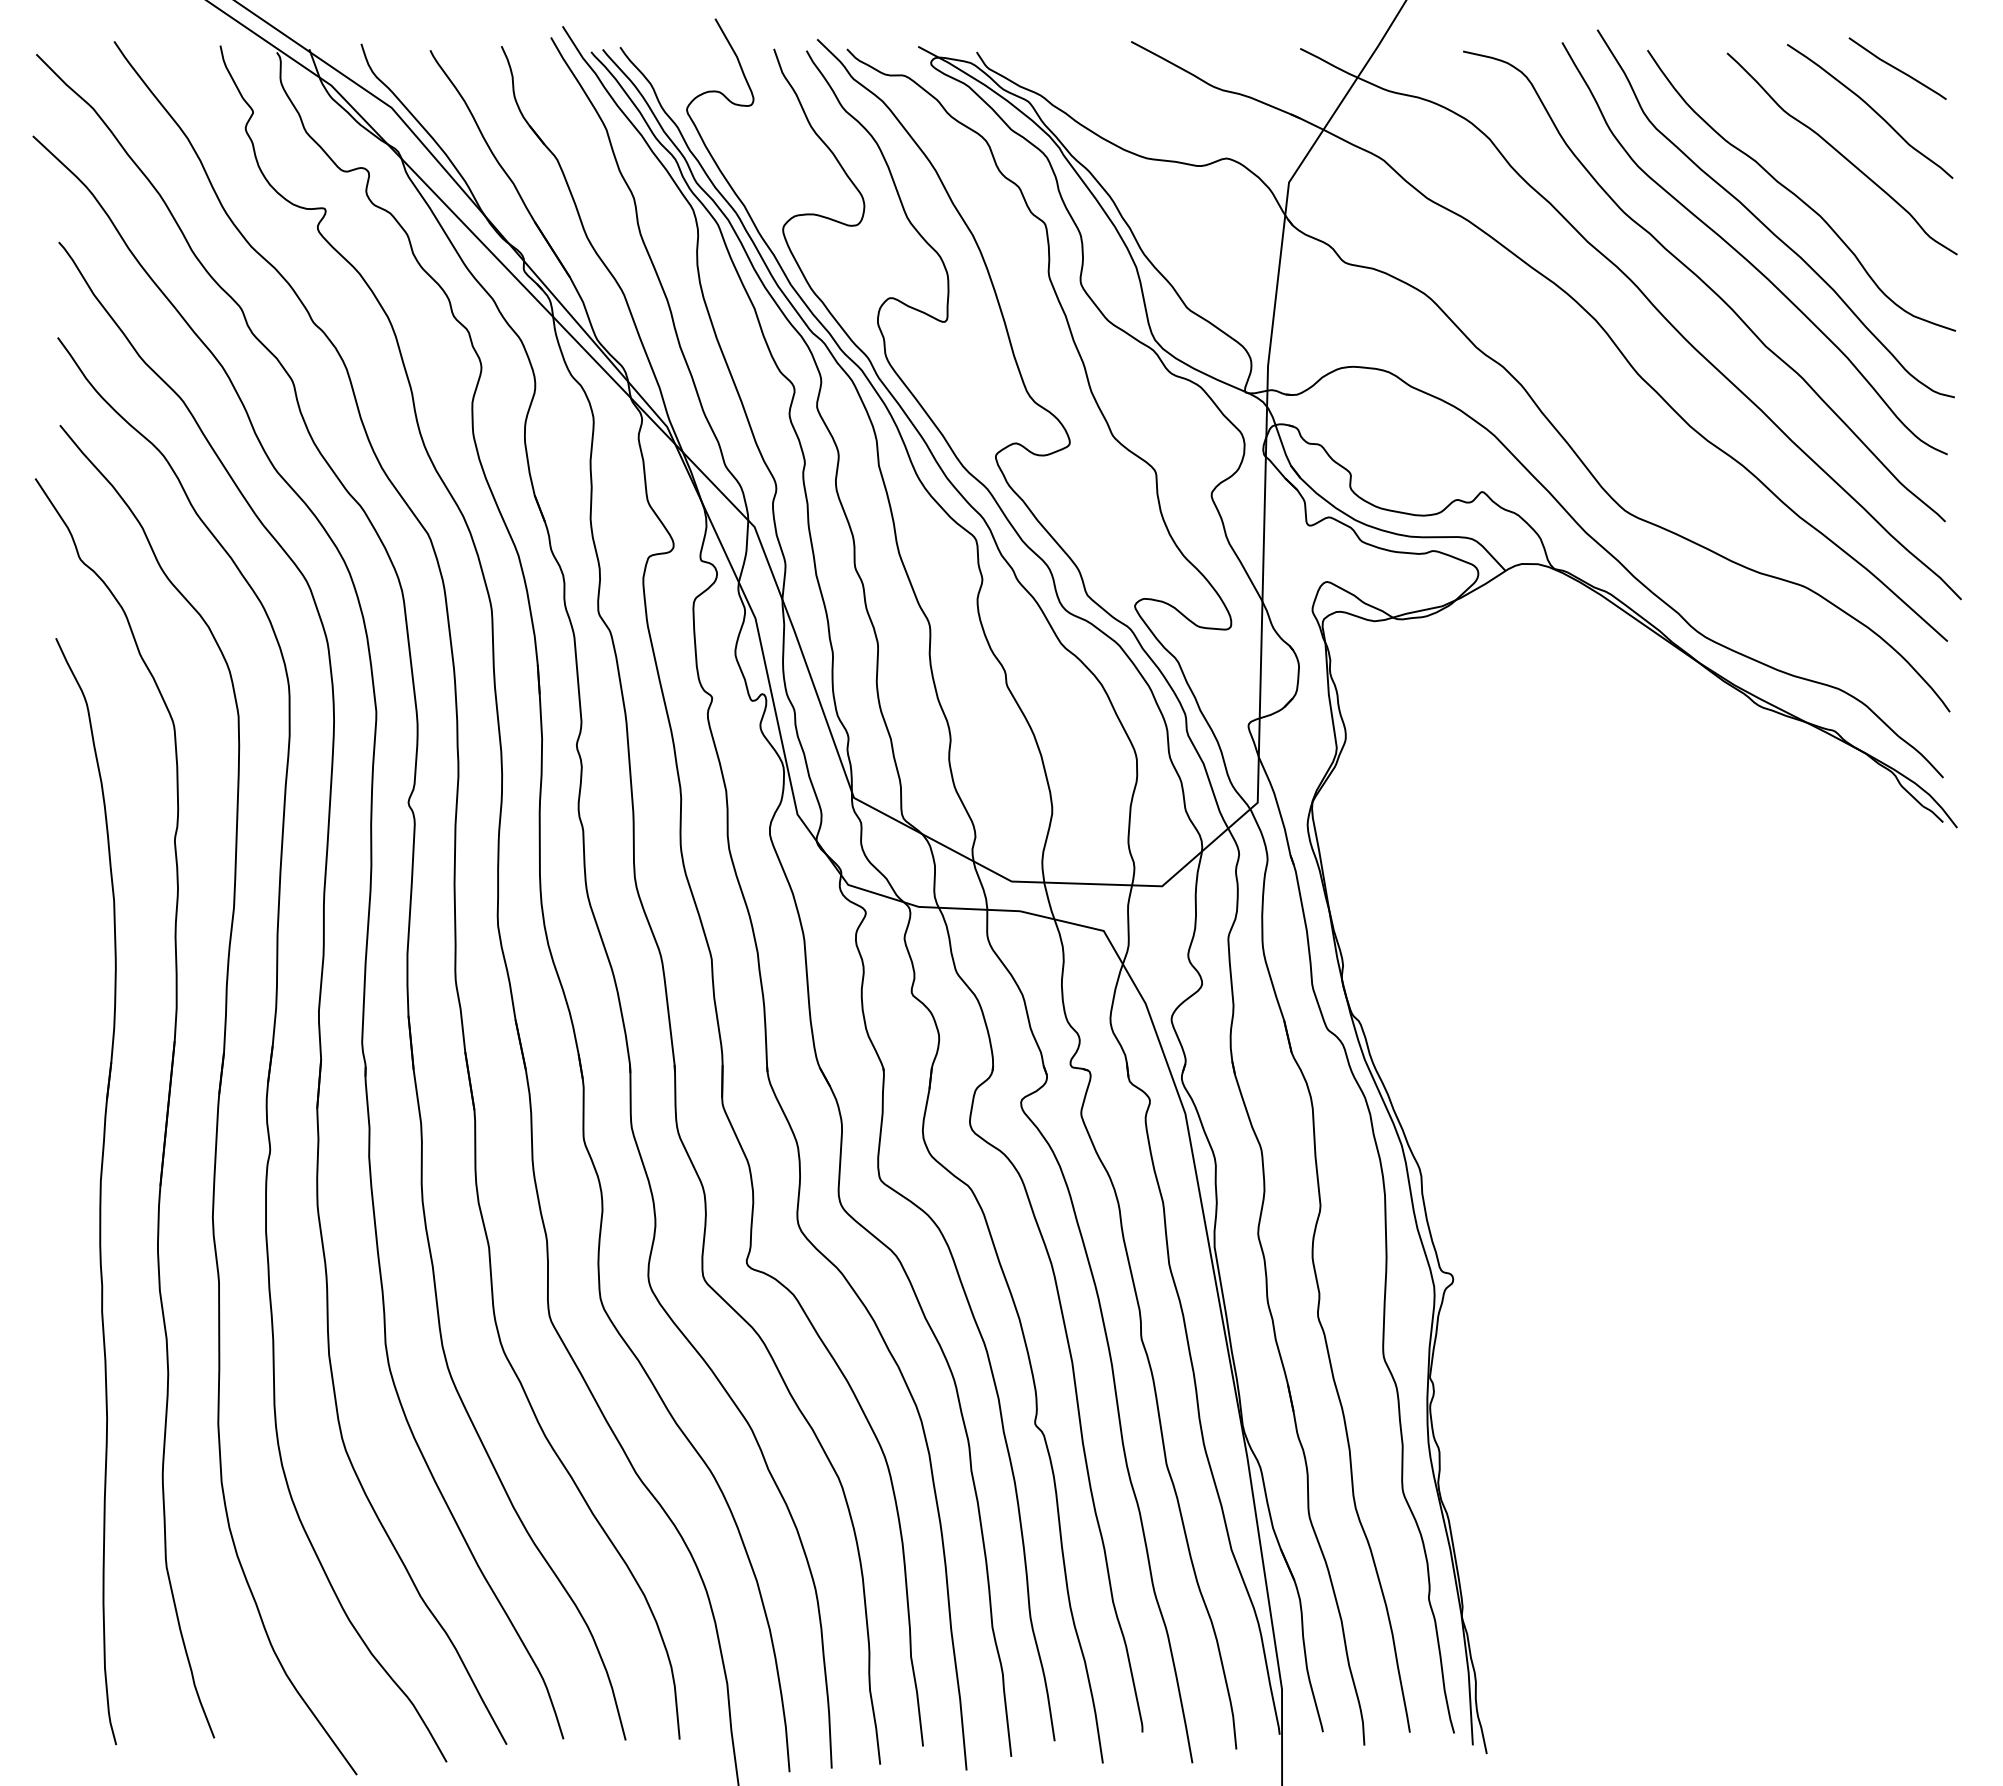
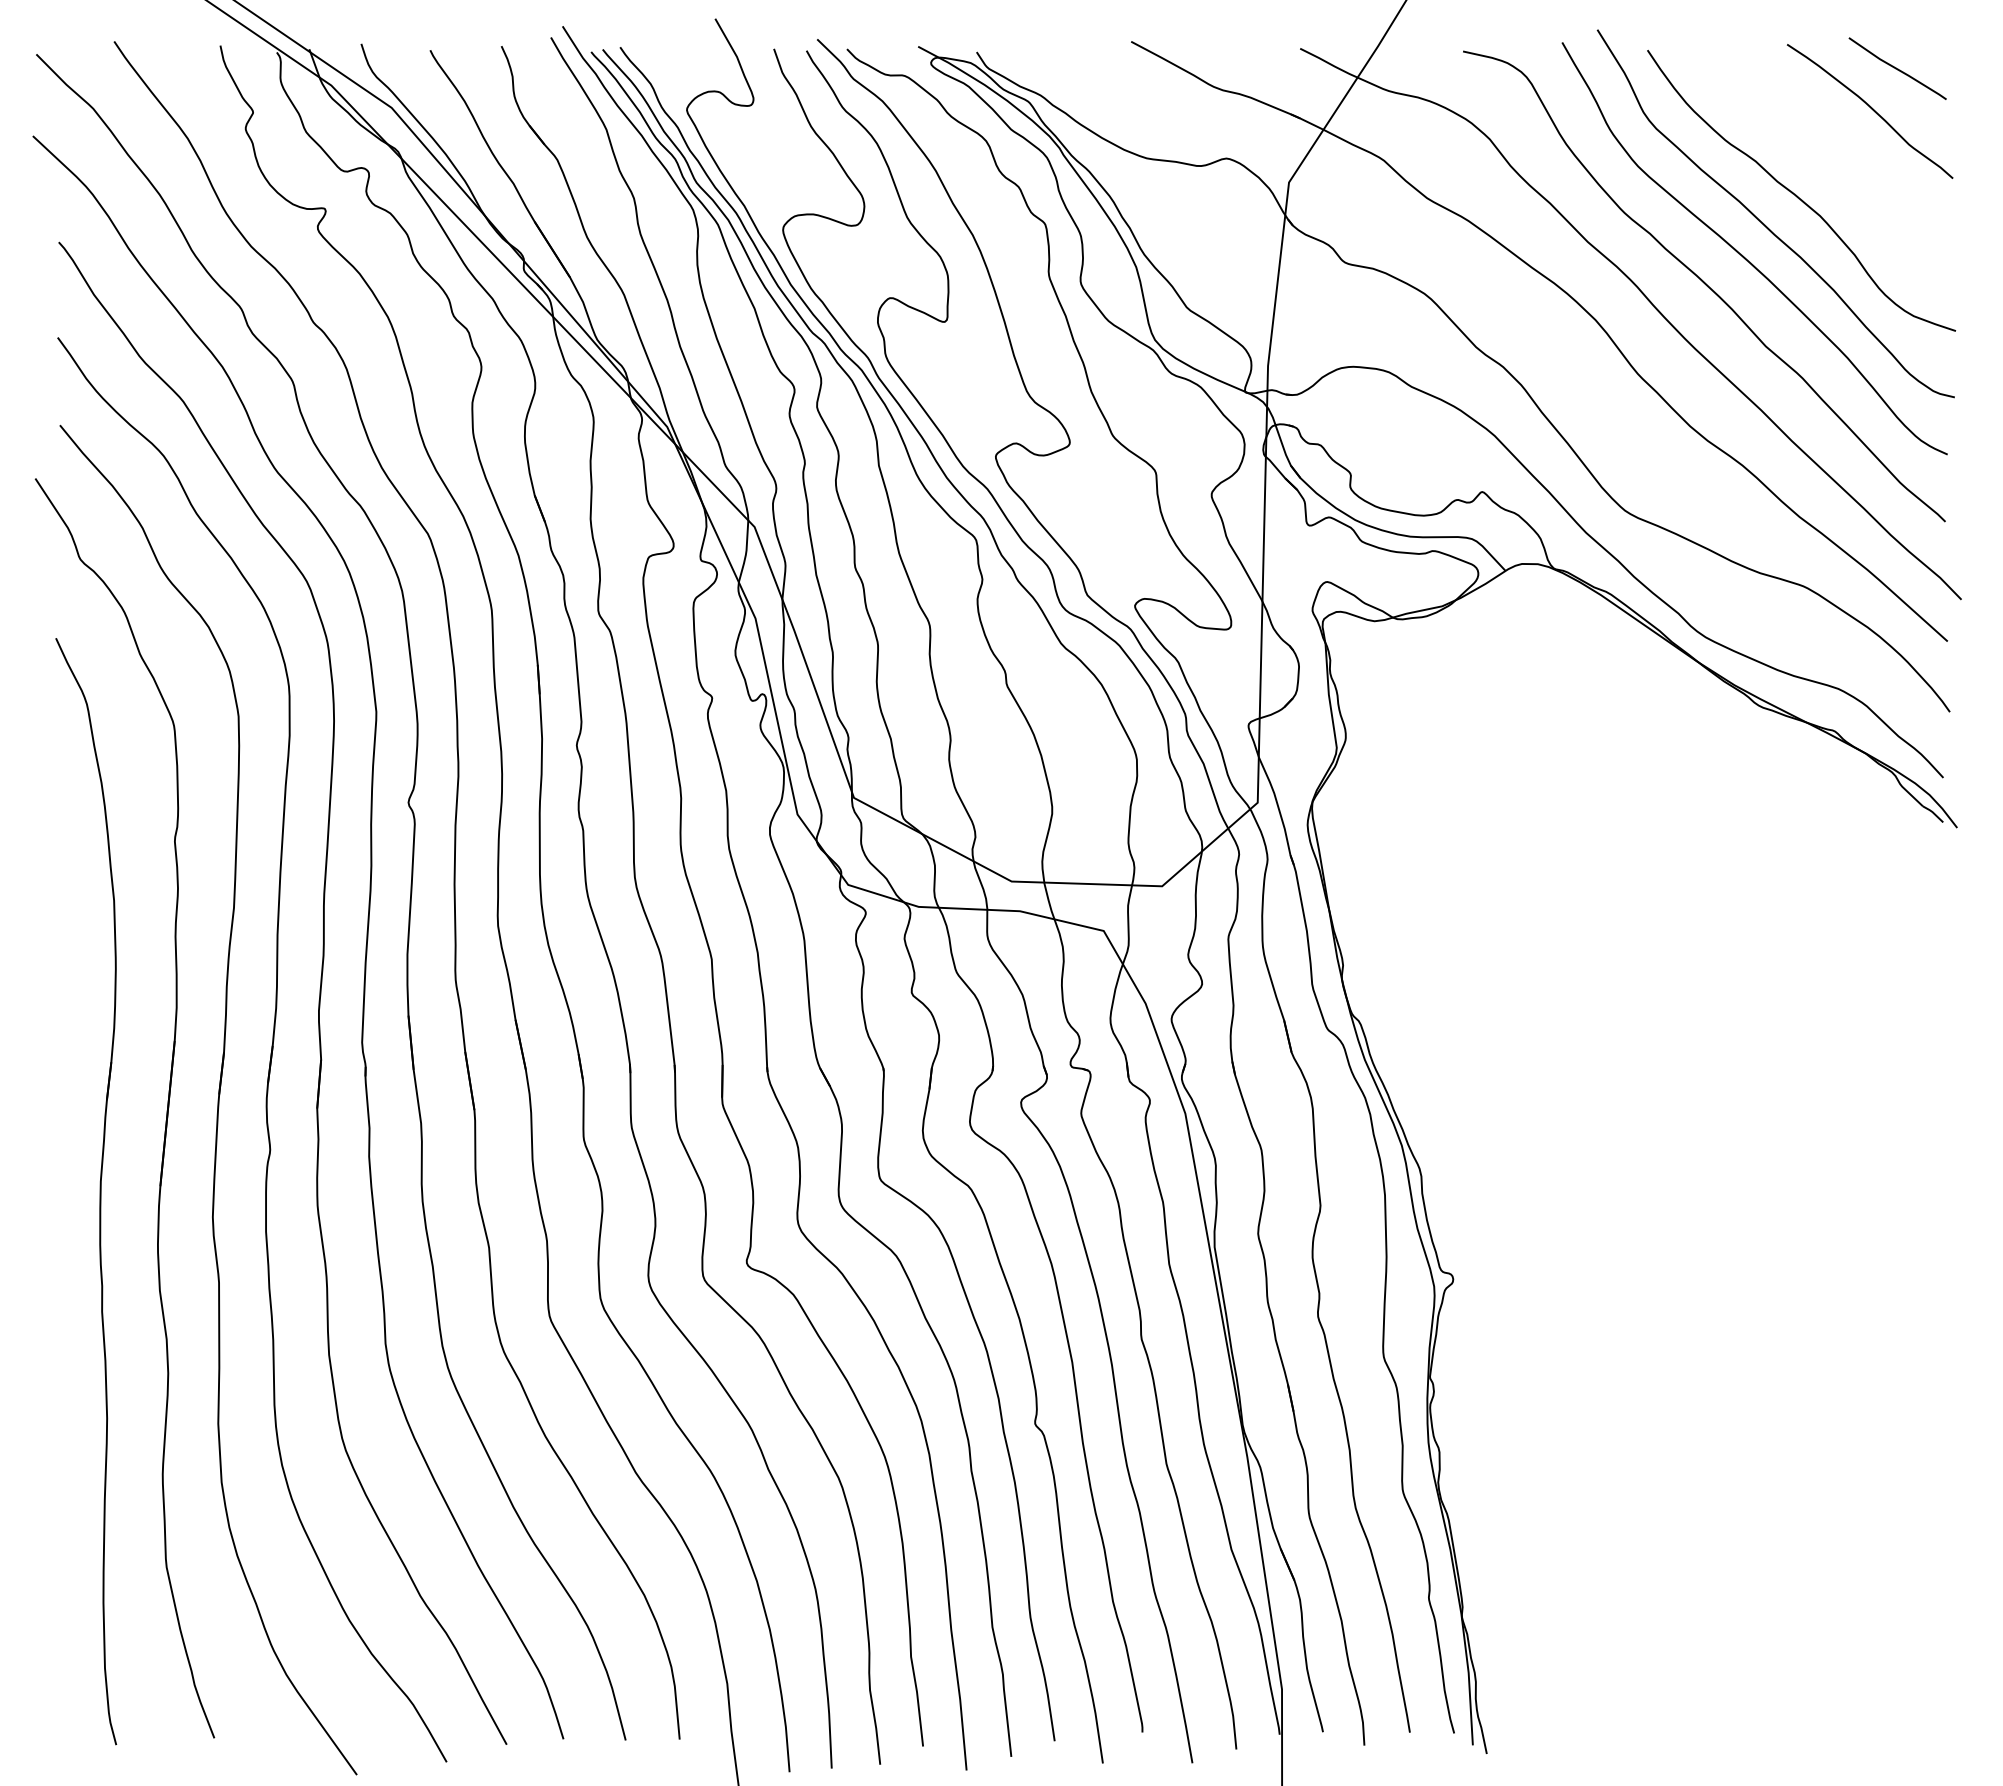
curve: present -> none (1841, 153)
